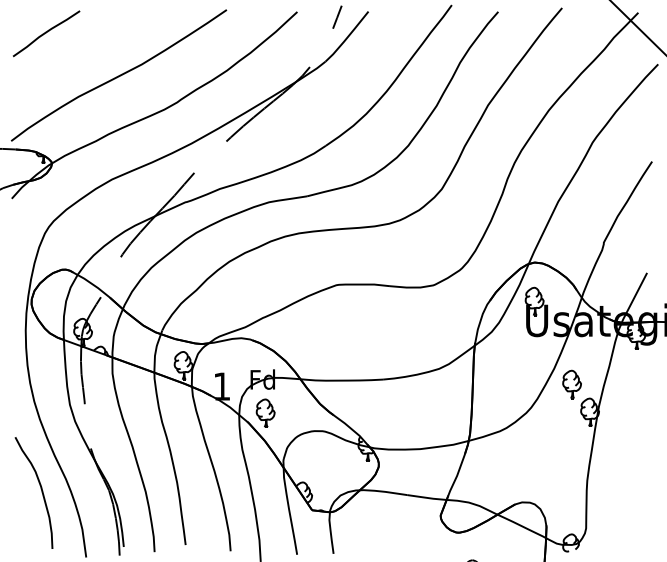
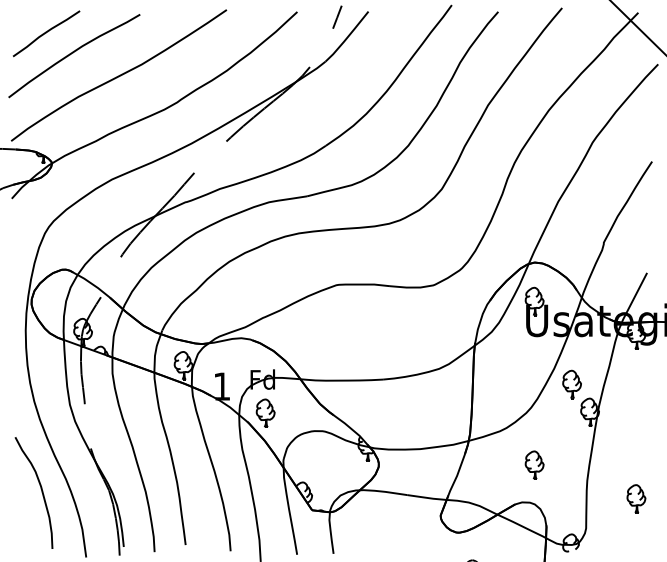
curve: none -> present (73, 53)
part: none -> present (534, 464)
part: none -> present (636, 498)
